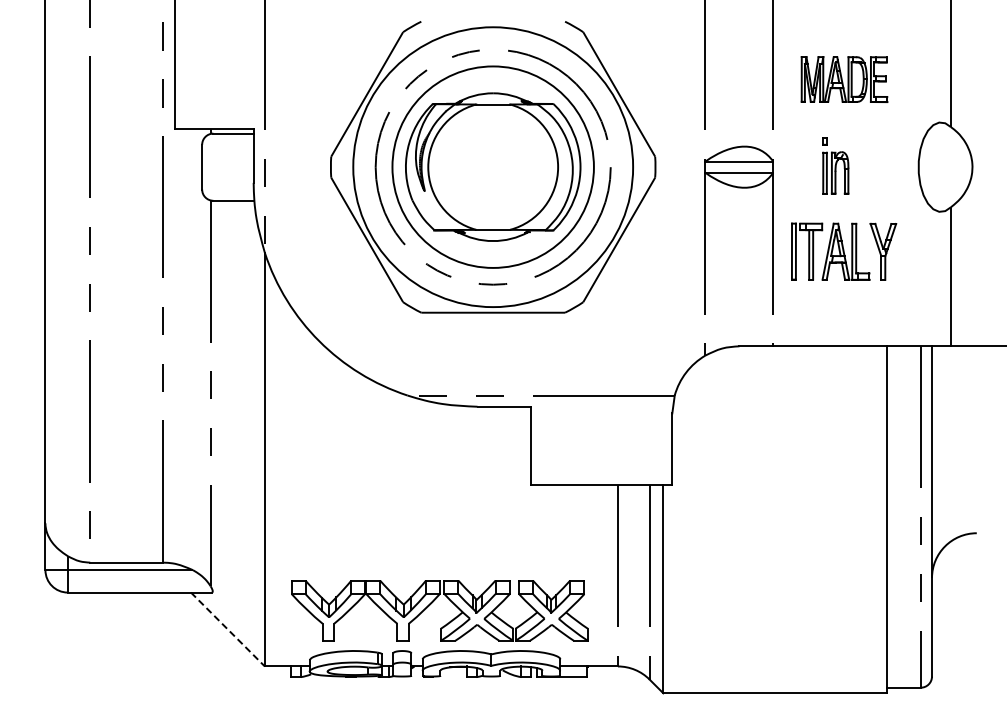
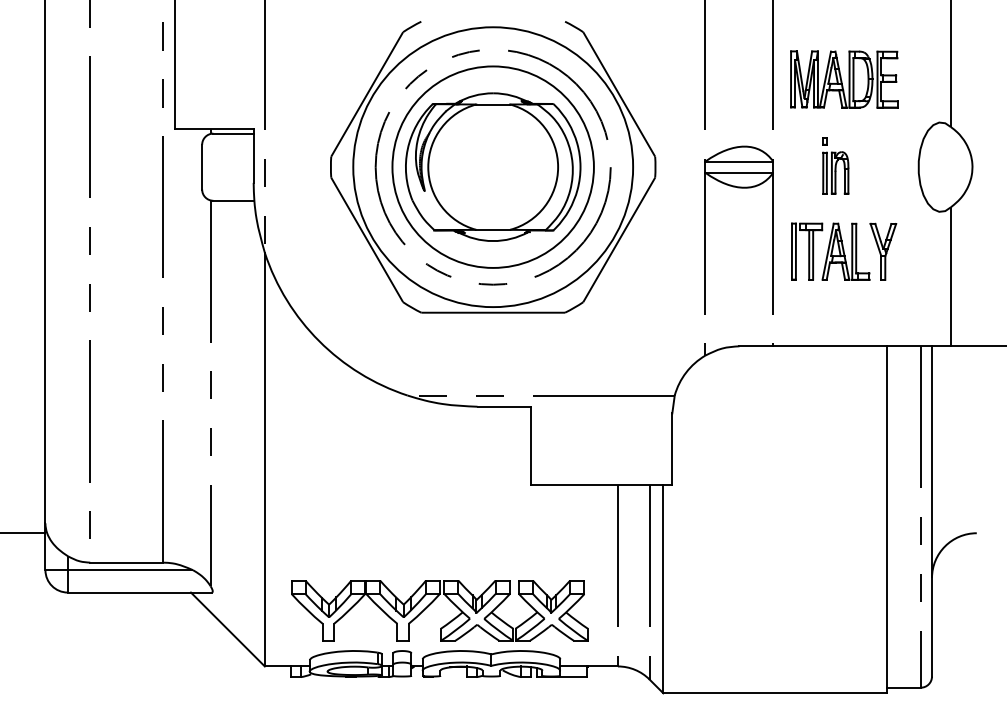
part size: 89x47 px -> 109x59 px (844, 79)
line: none -> present (23, 533)
line: dashed -> solid (228, 629)
